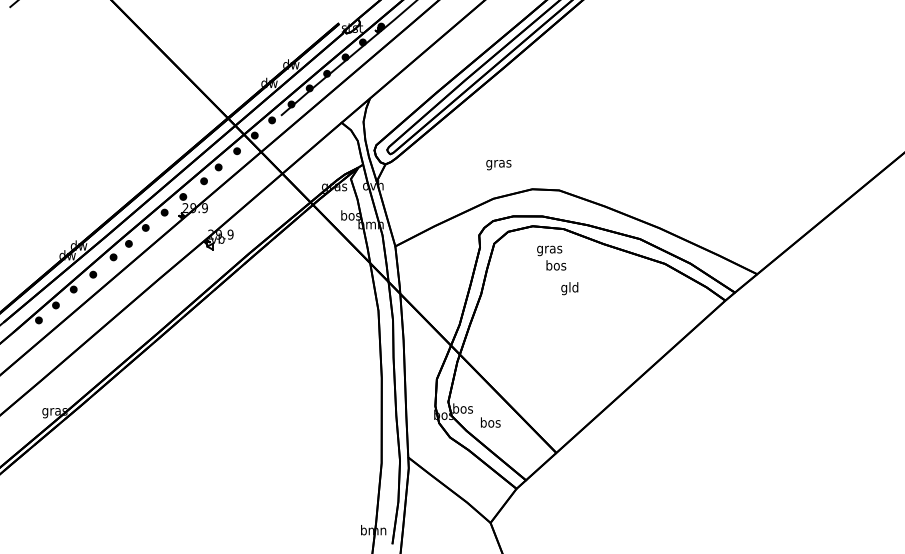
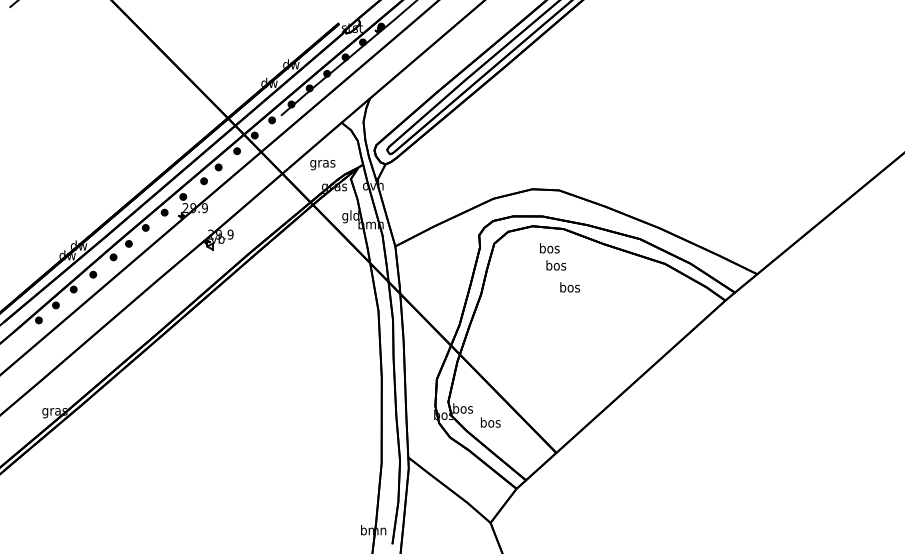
text position: (498, 165) -> (322, 165) (322, 165)
text: bos -> gld (350, 216)
text: gras -> bos (549, 249)
text: gld -> bos (570, 288)
